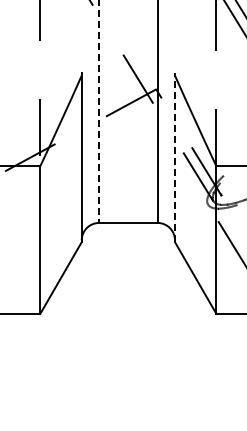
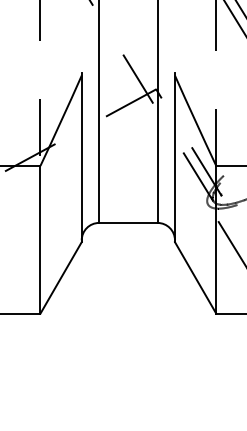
line: dashed -> solid (99, 112)
line: dashed -> solid (174, 157)
